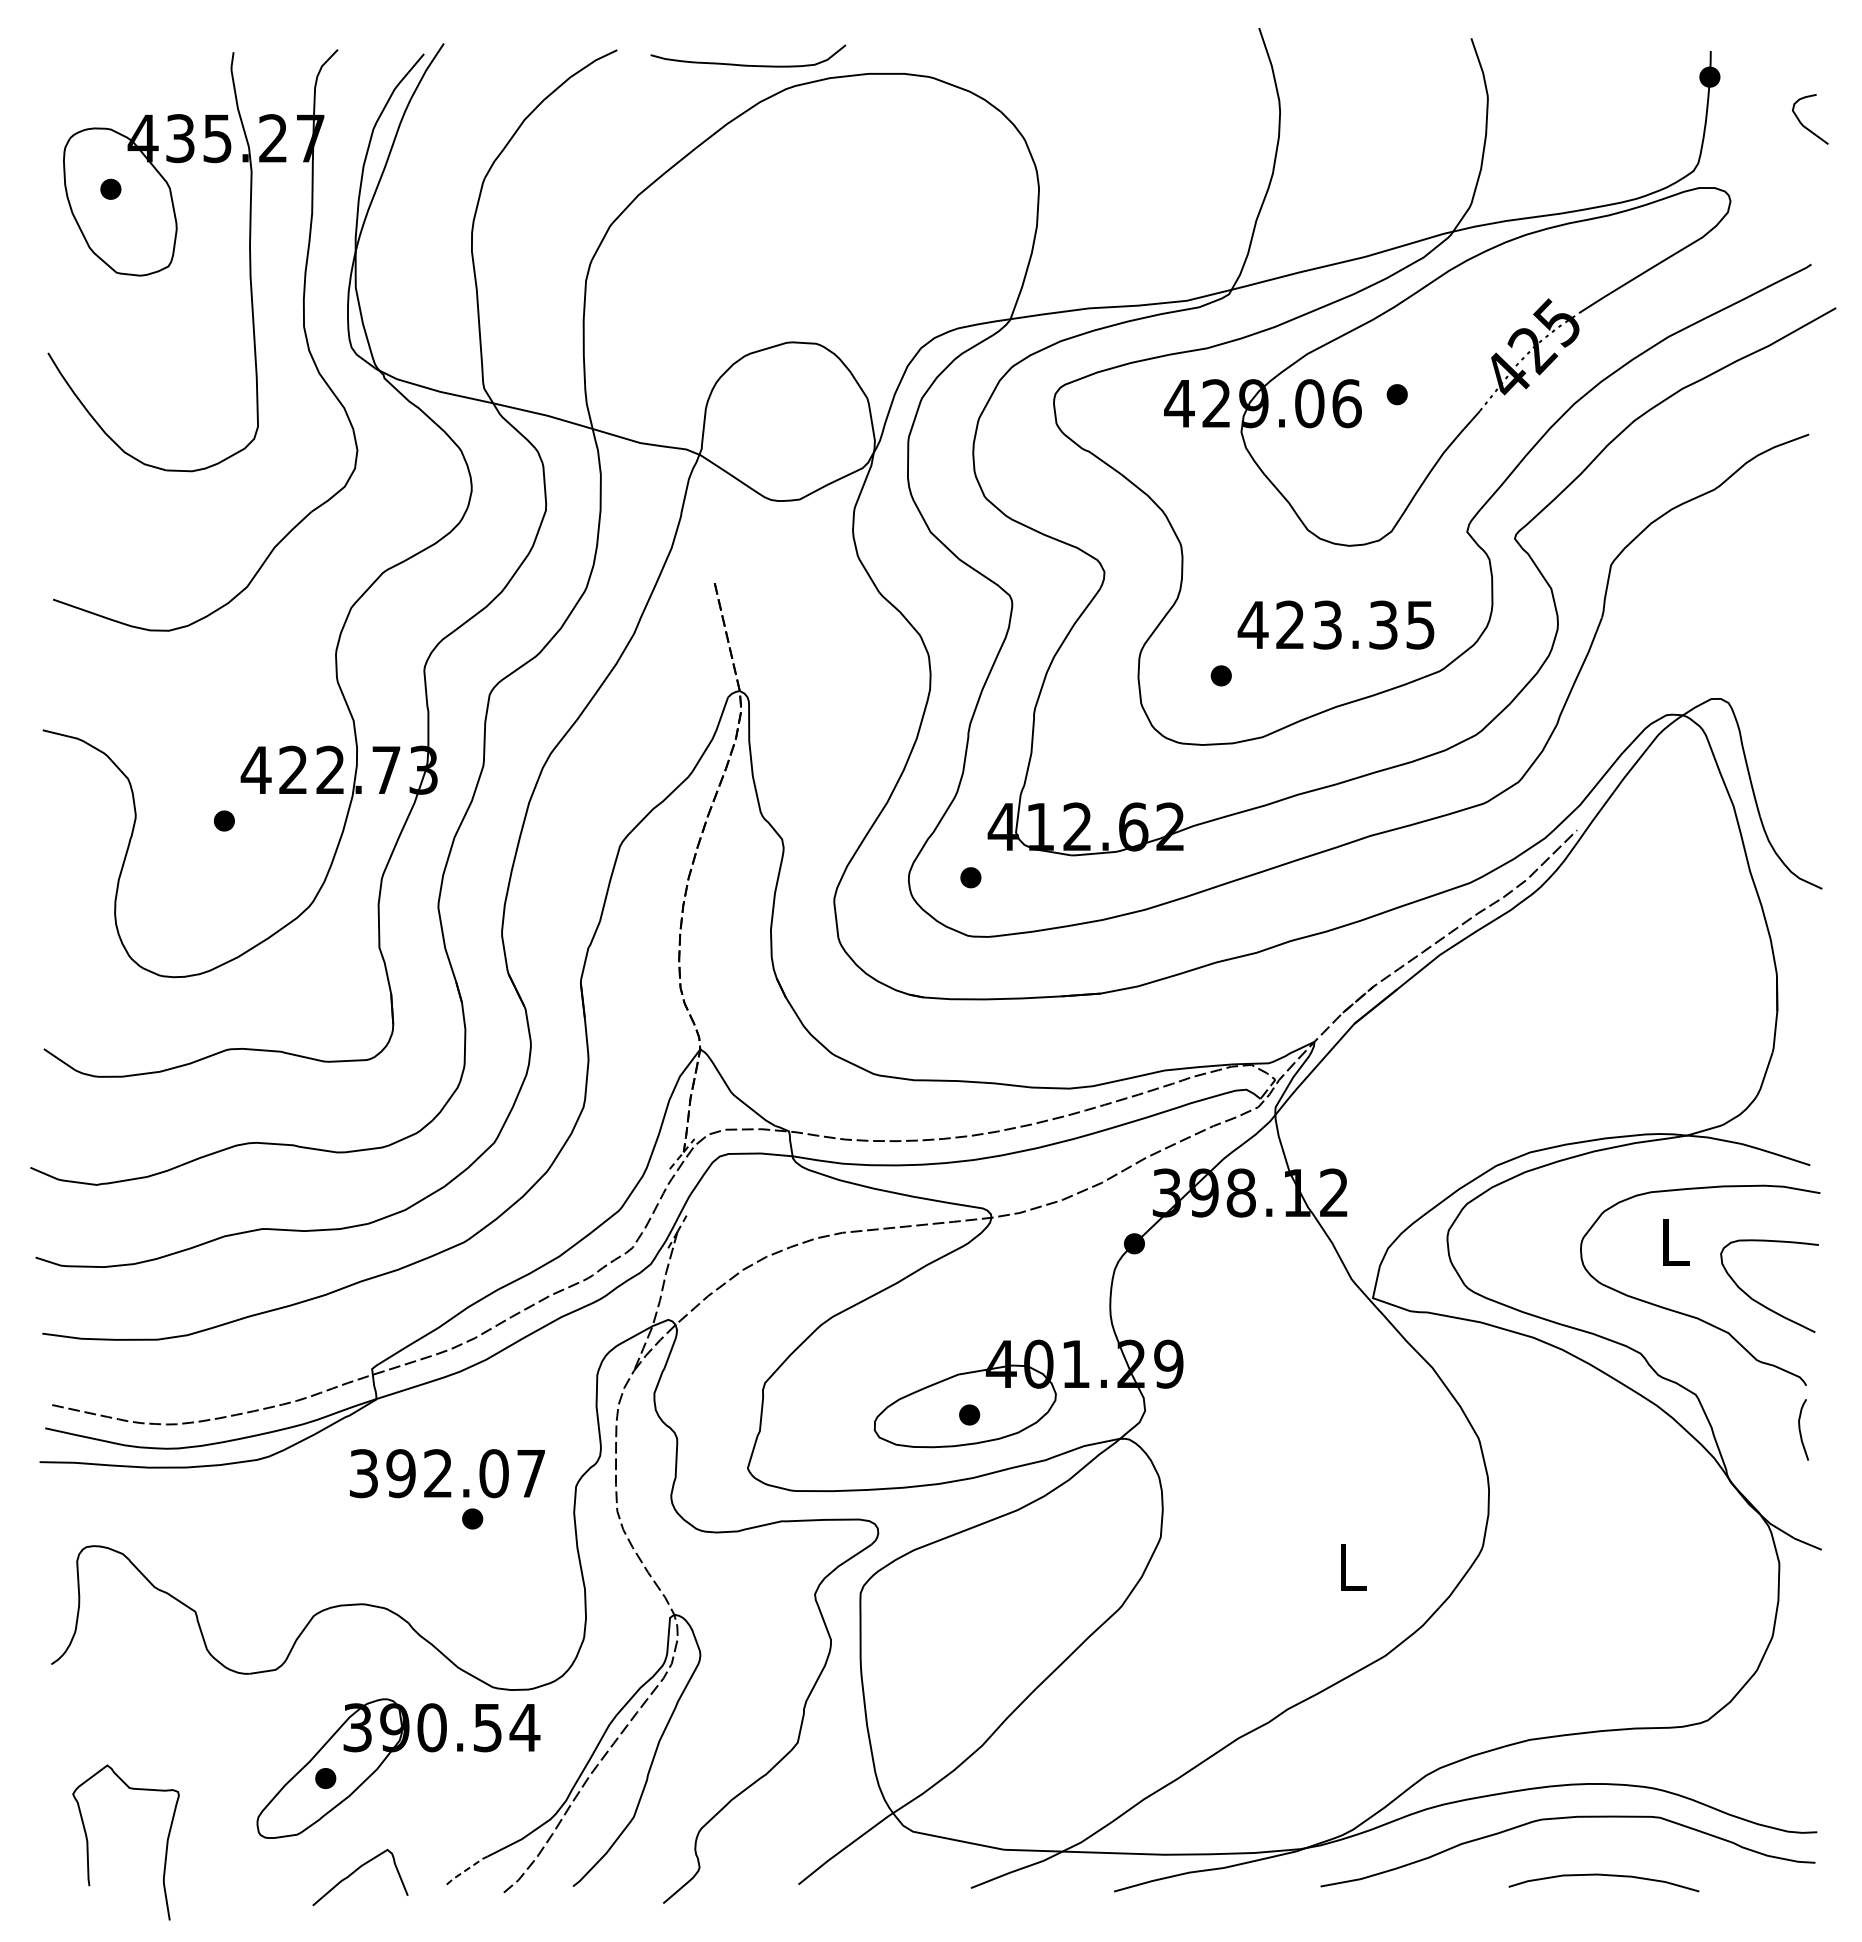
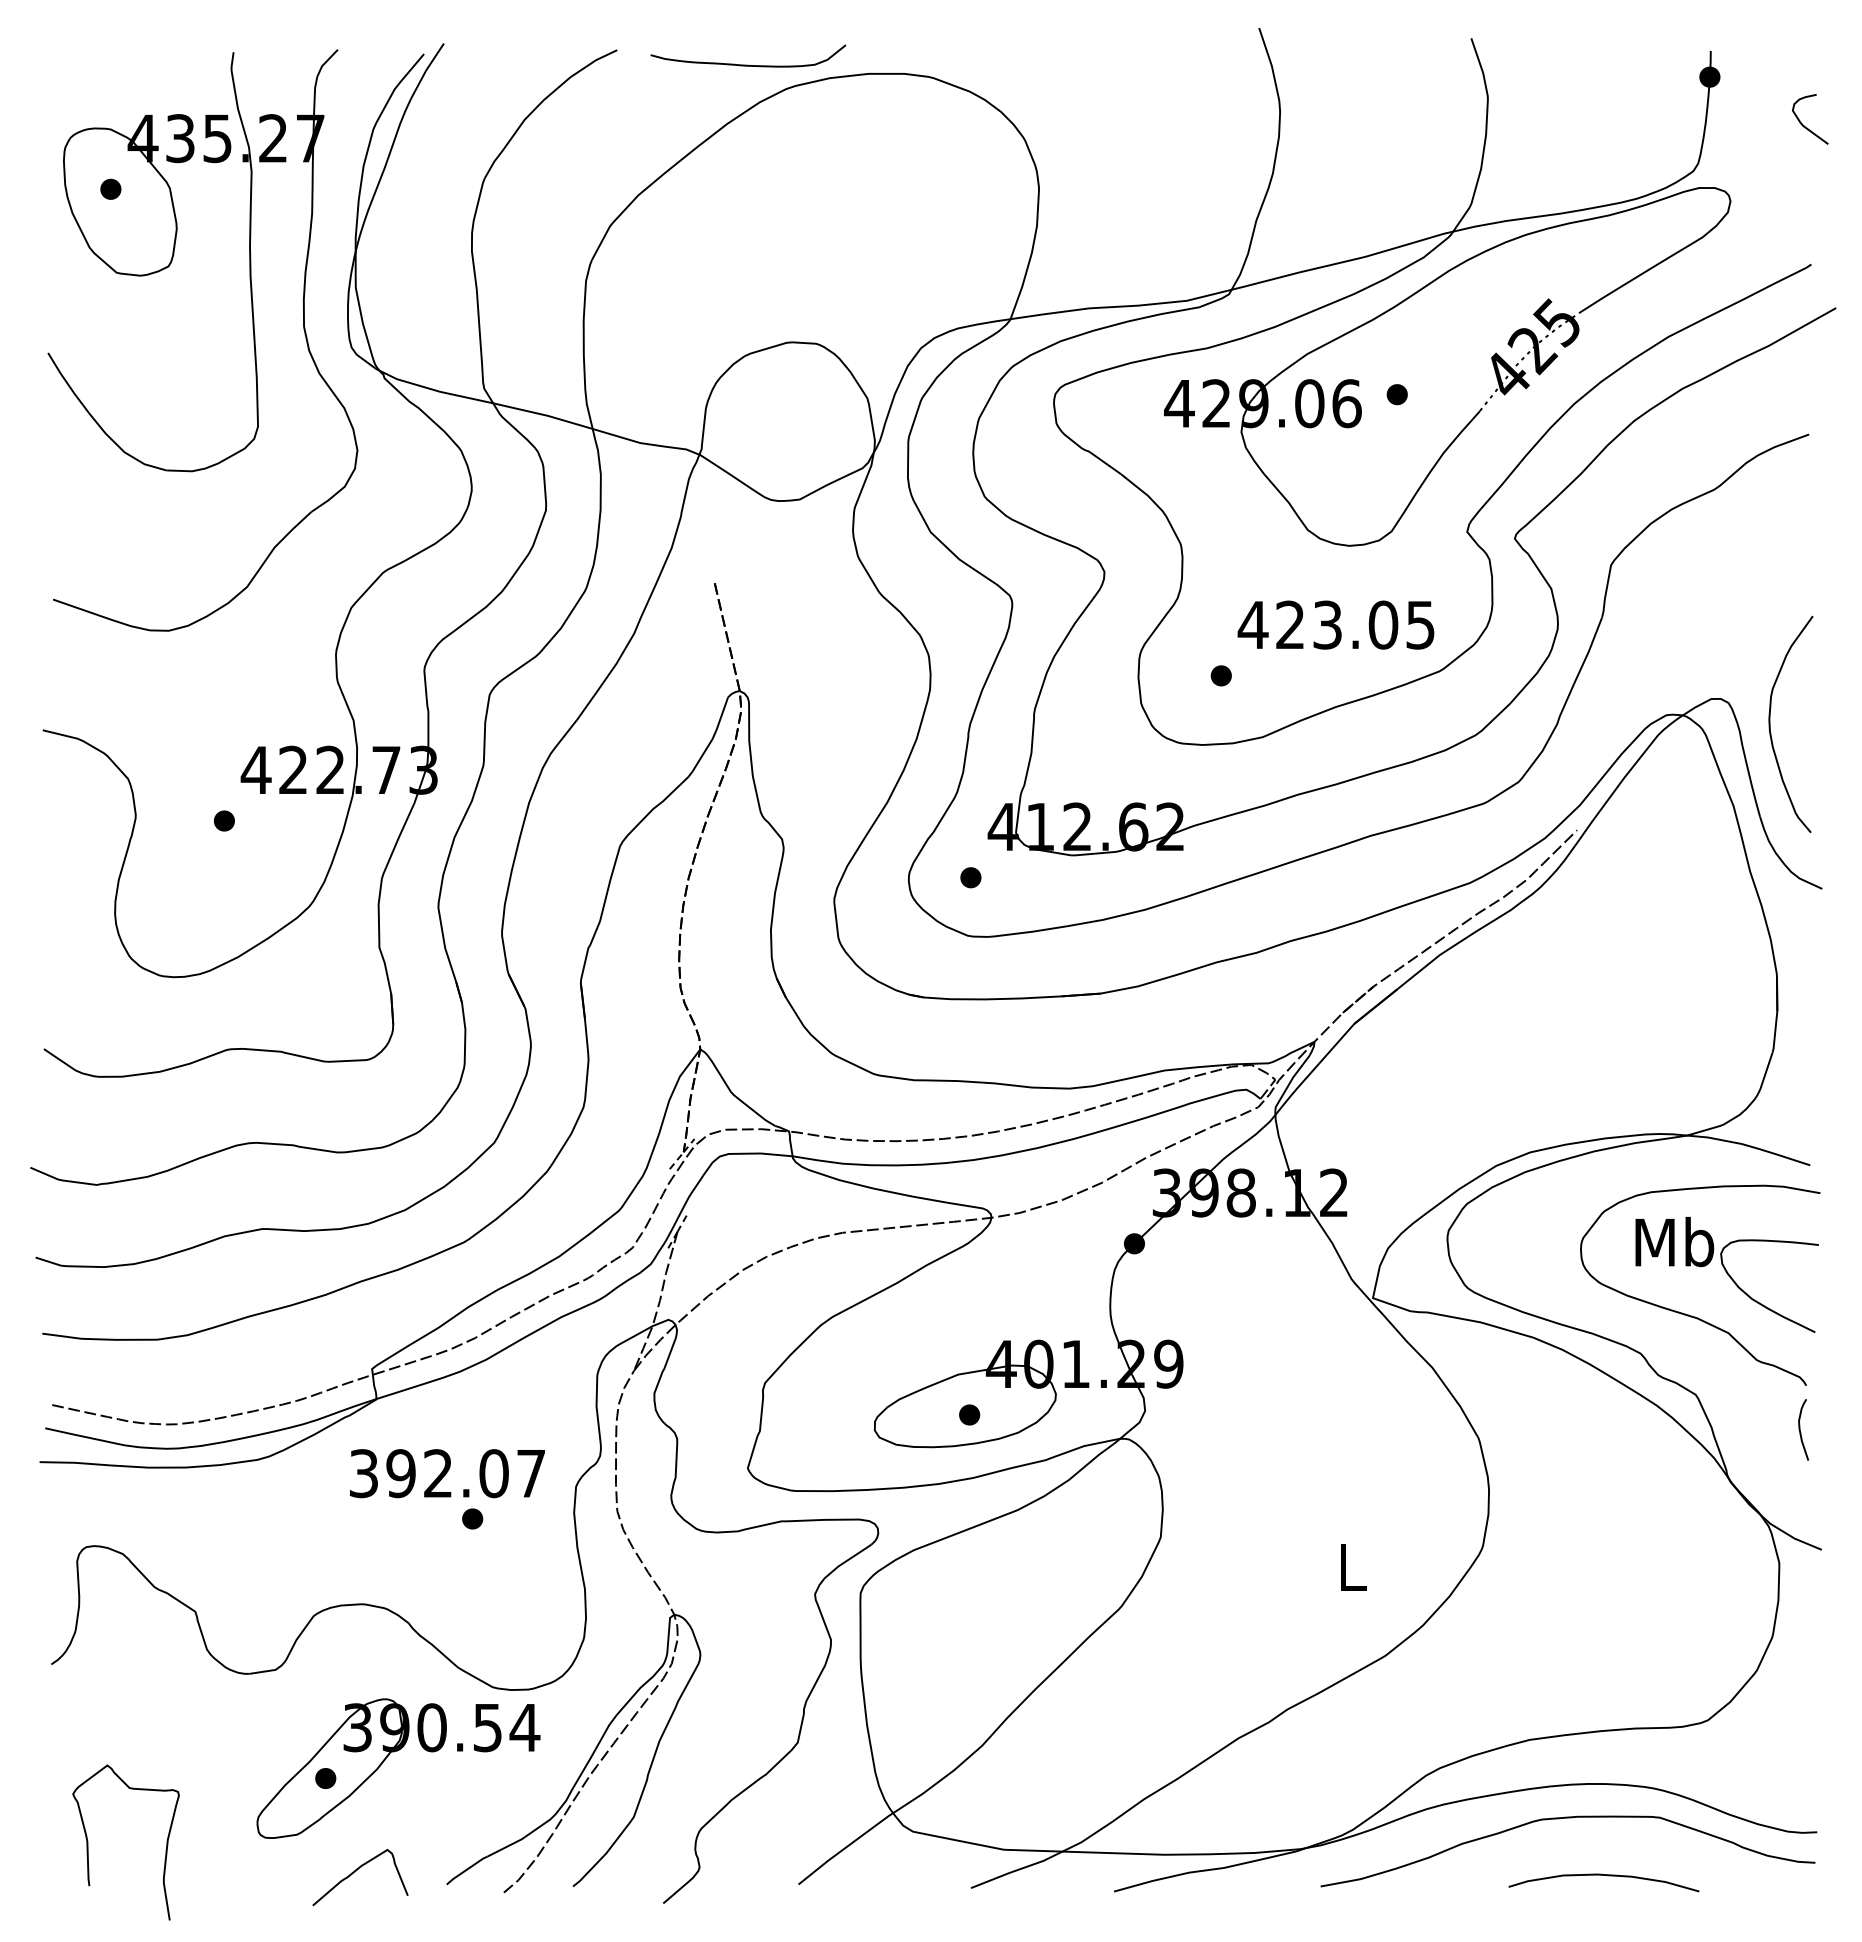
text: 423.35 -> 423.05 (1383, 624)
curve: none -> present (1770, 724)
text: L -> Mb (1674, 1241)
line: dashed -> solid (466, 1869)
